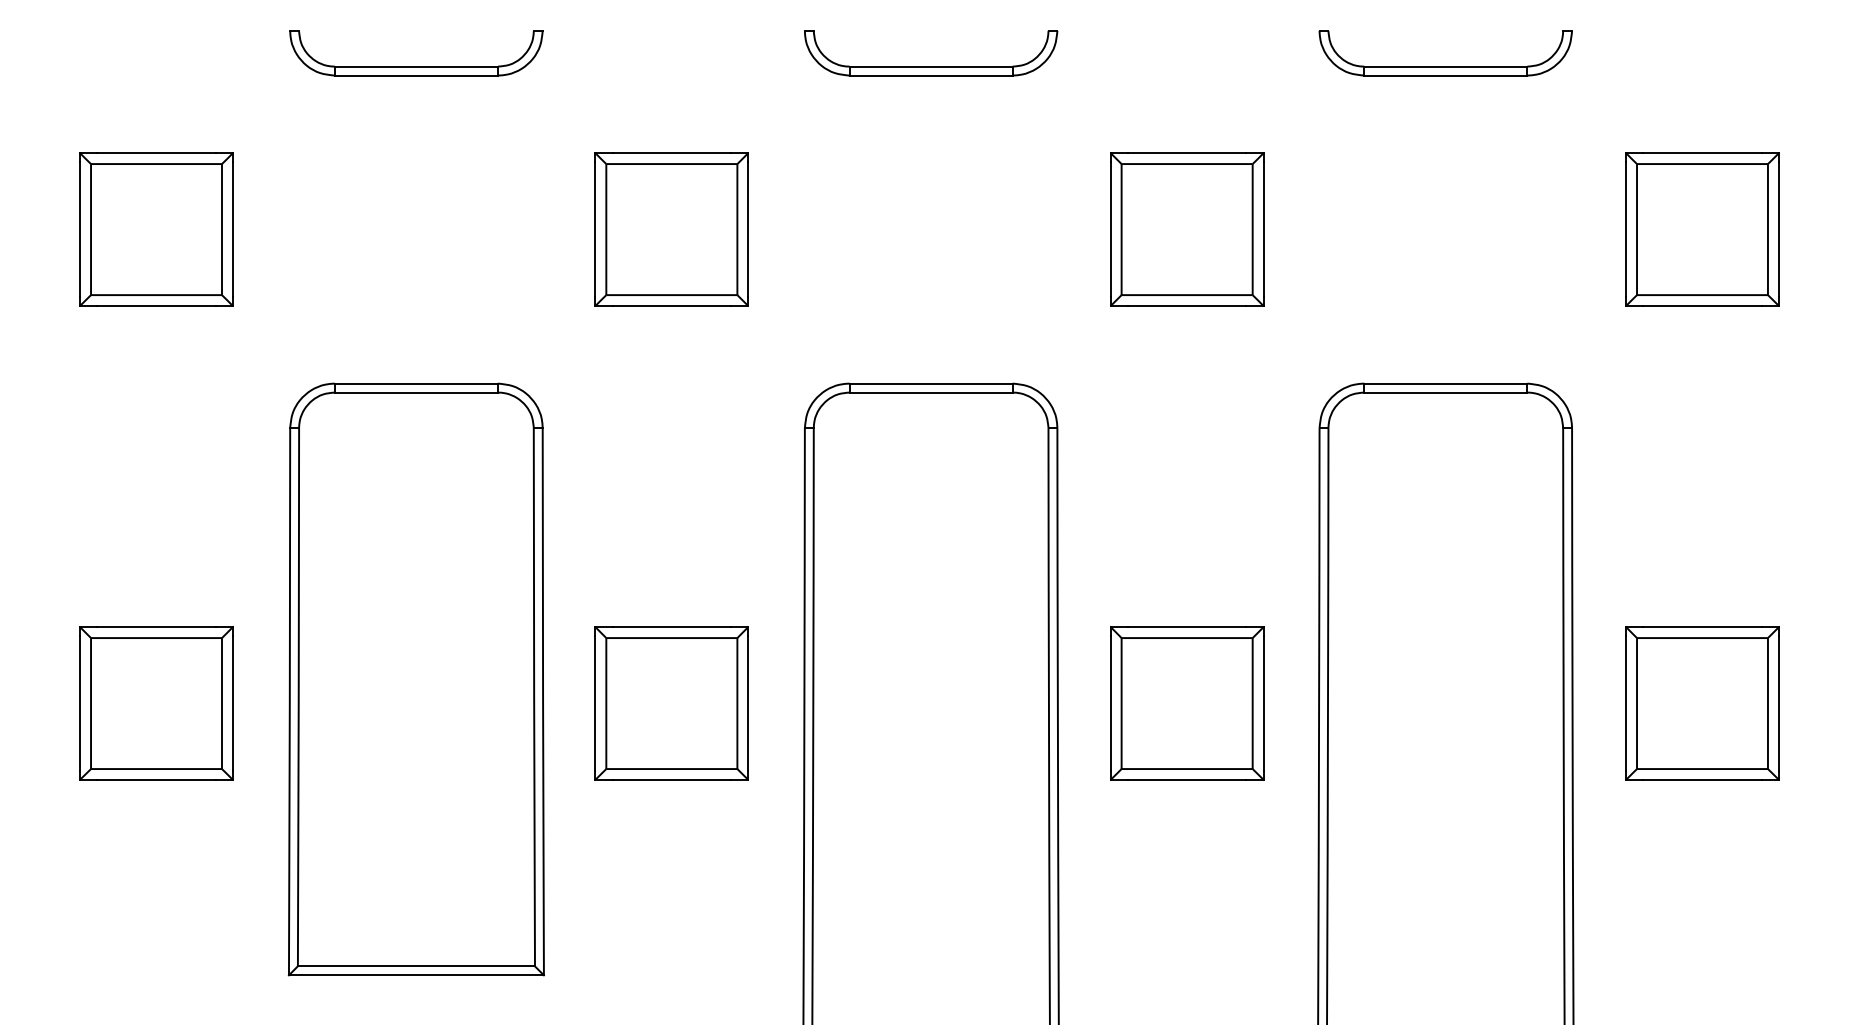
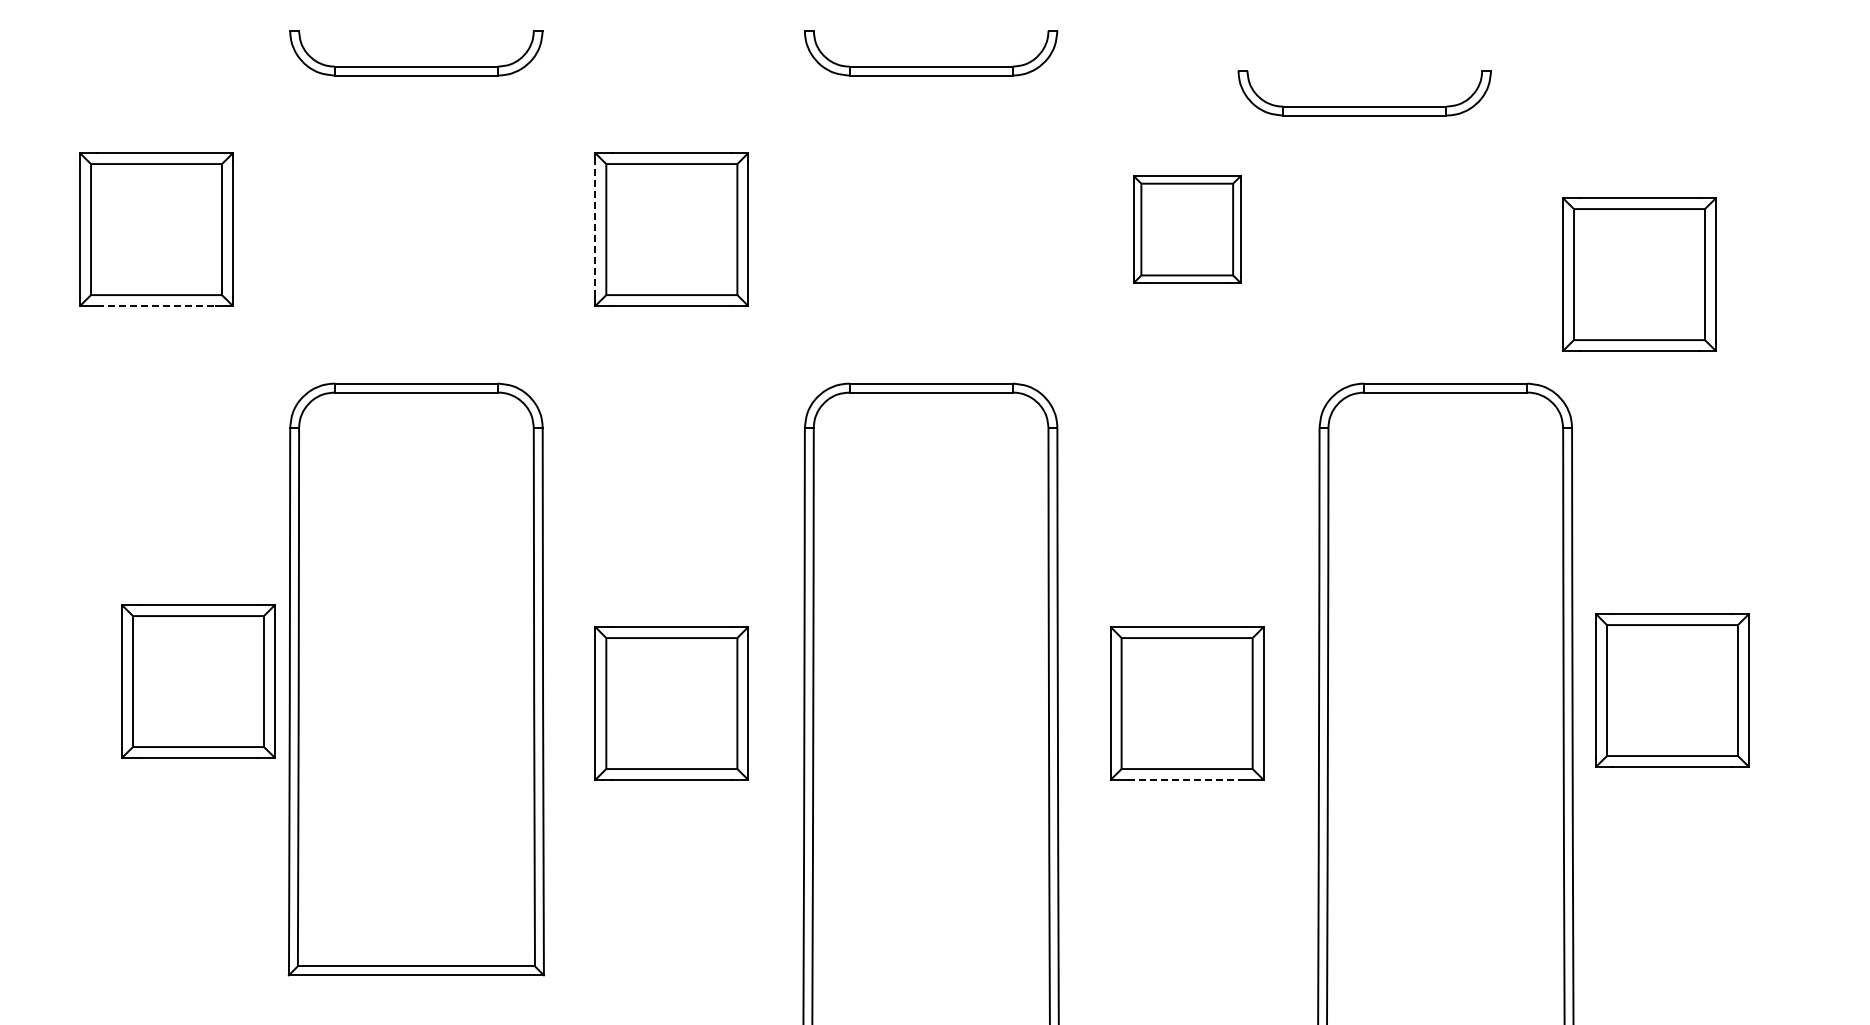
part position: (1445, 66) -> (1364, 106) (1364, 106)
line: solid -> dashed (595, 229)
part size: 155x155 px -> 109x109 px (1187, 229)
part position: (1702, 229) -> (1639, 274) (1639, 274)
line: solid -> dashed (157, 306)
part position: (156, 703) -> (198, 681) (198, 681)
part position: (1702, 703) -> (1672, 690) (1672, 690)
line: solid -> dashed (1187, 779)
